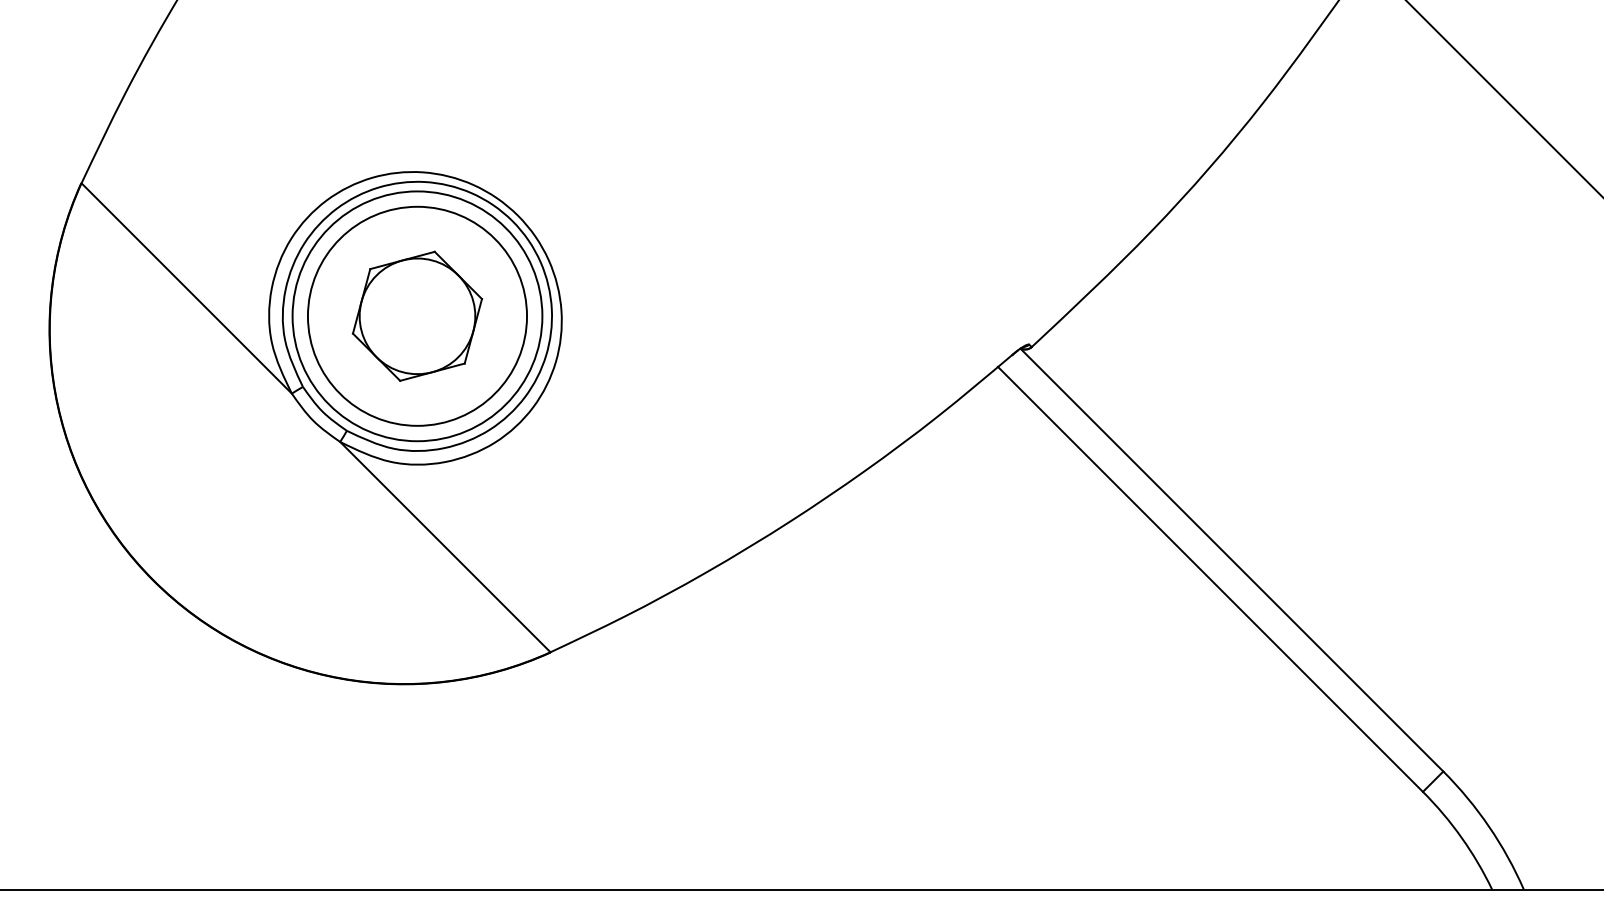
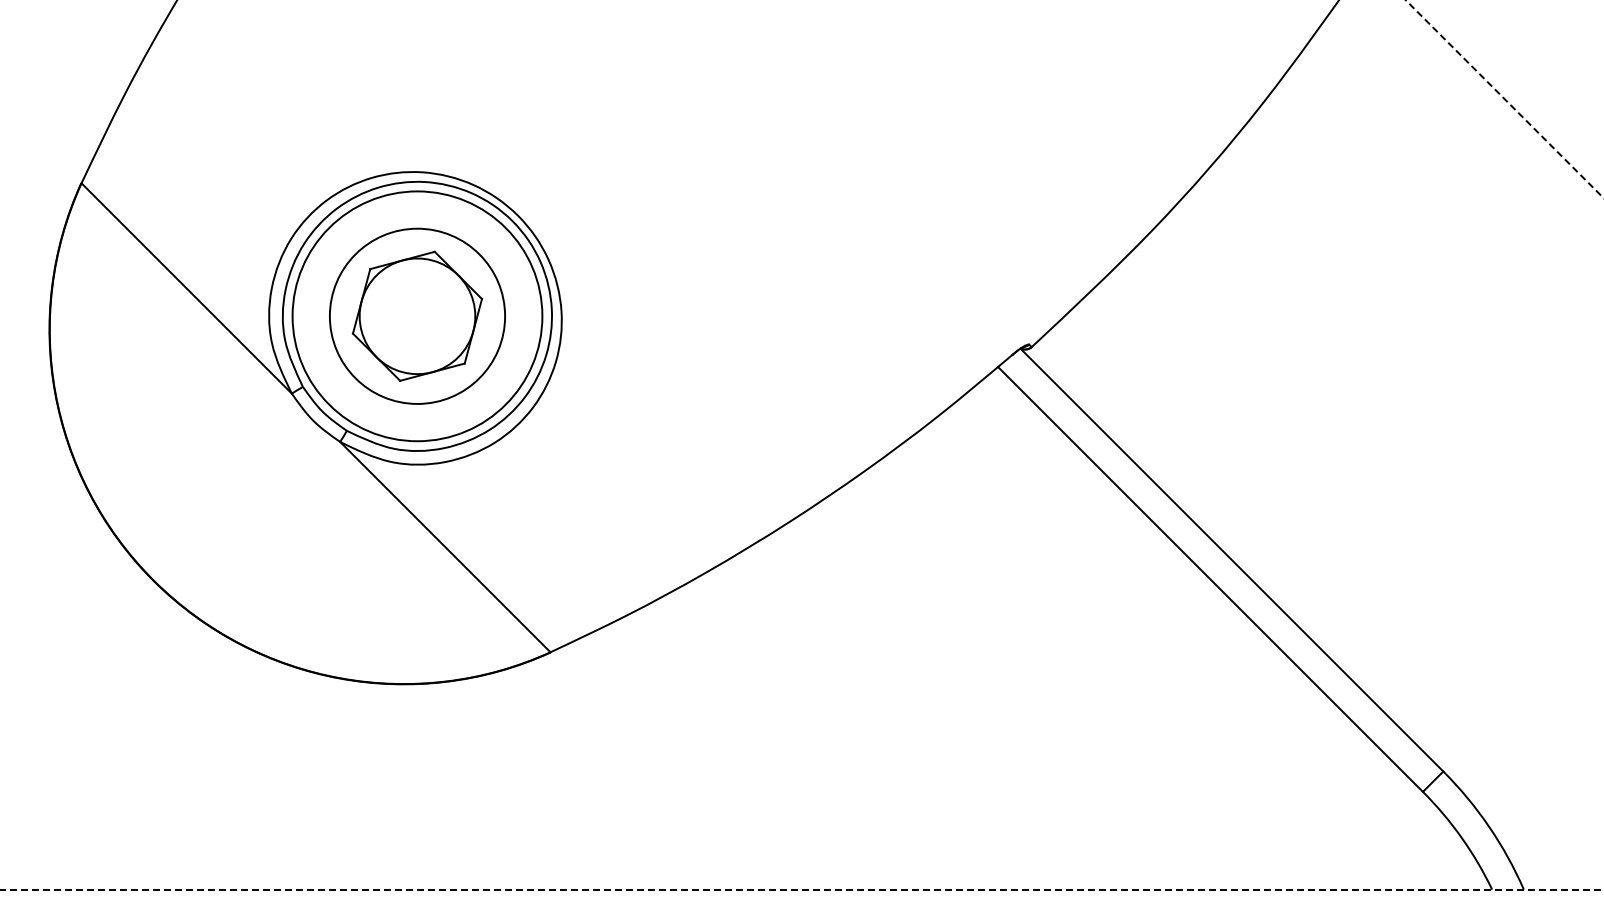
line: solid -> dashed (1504, 99)
circle diameter: 219 px -> 175 px (417, 315)
line: solid -> dashed (801, 889)
